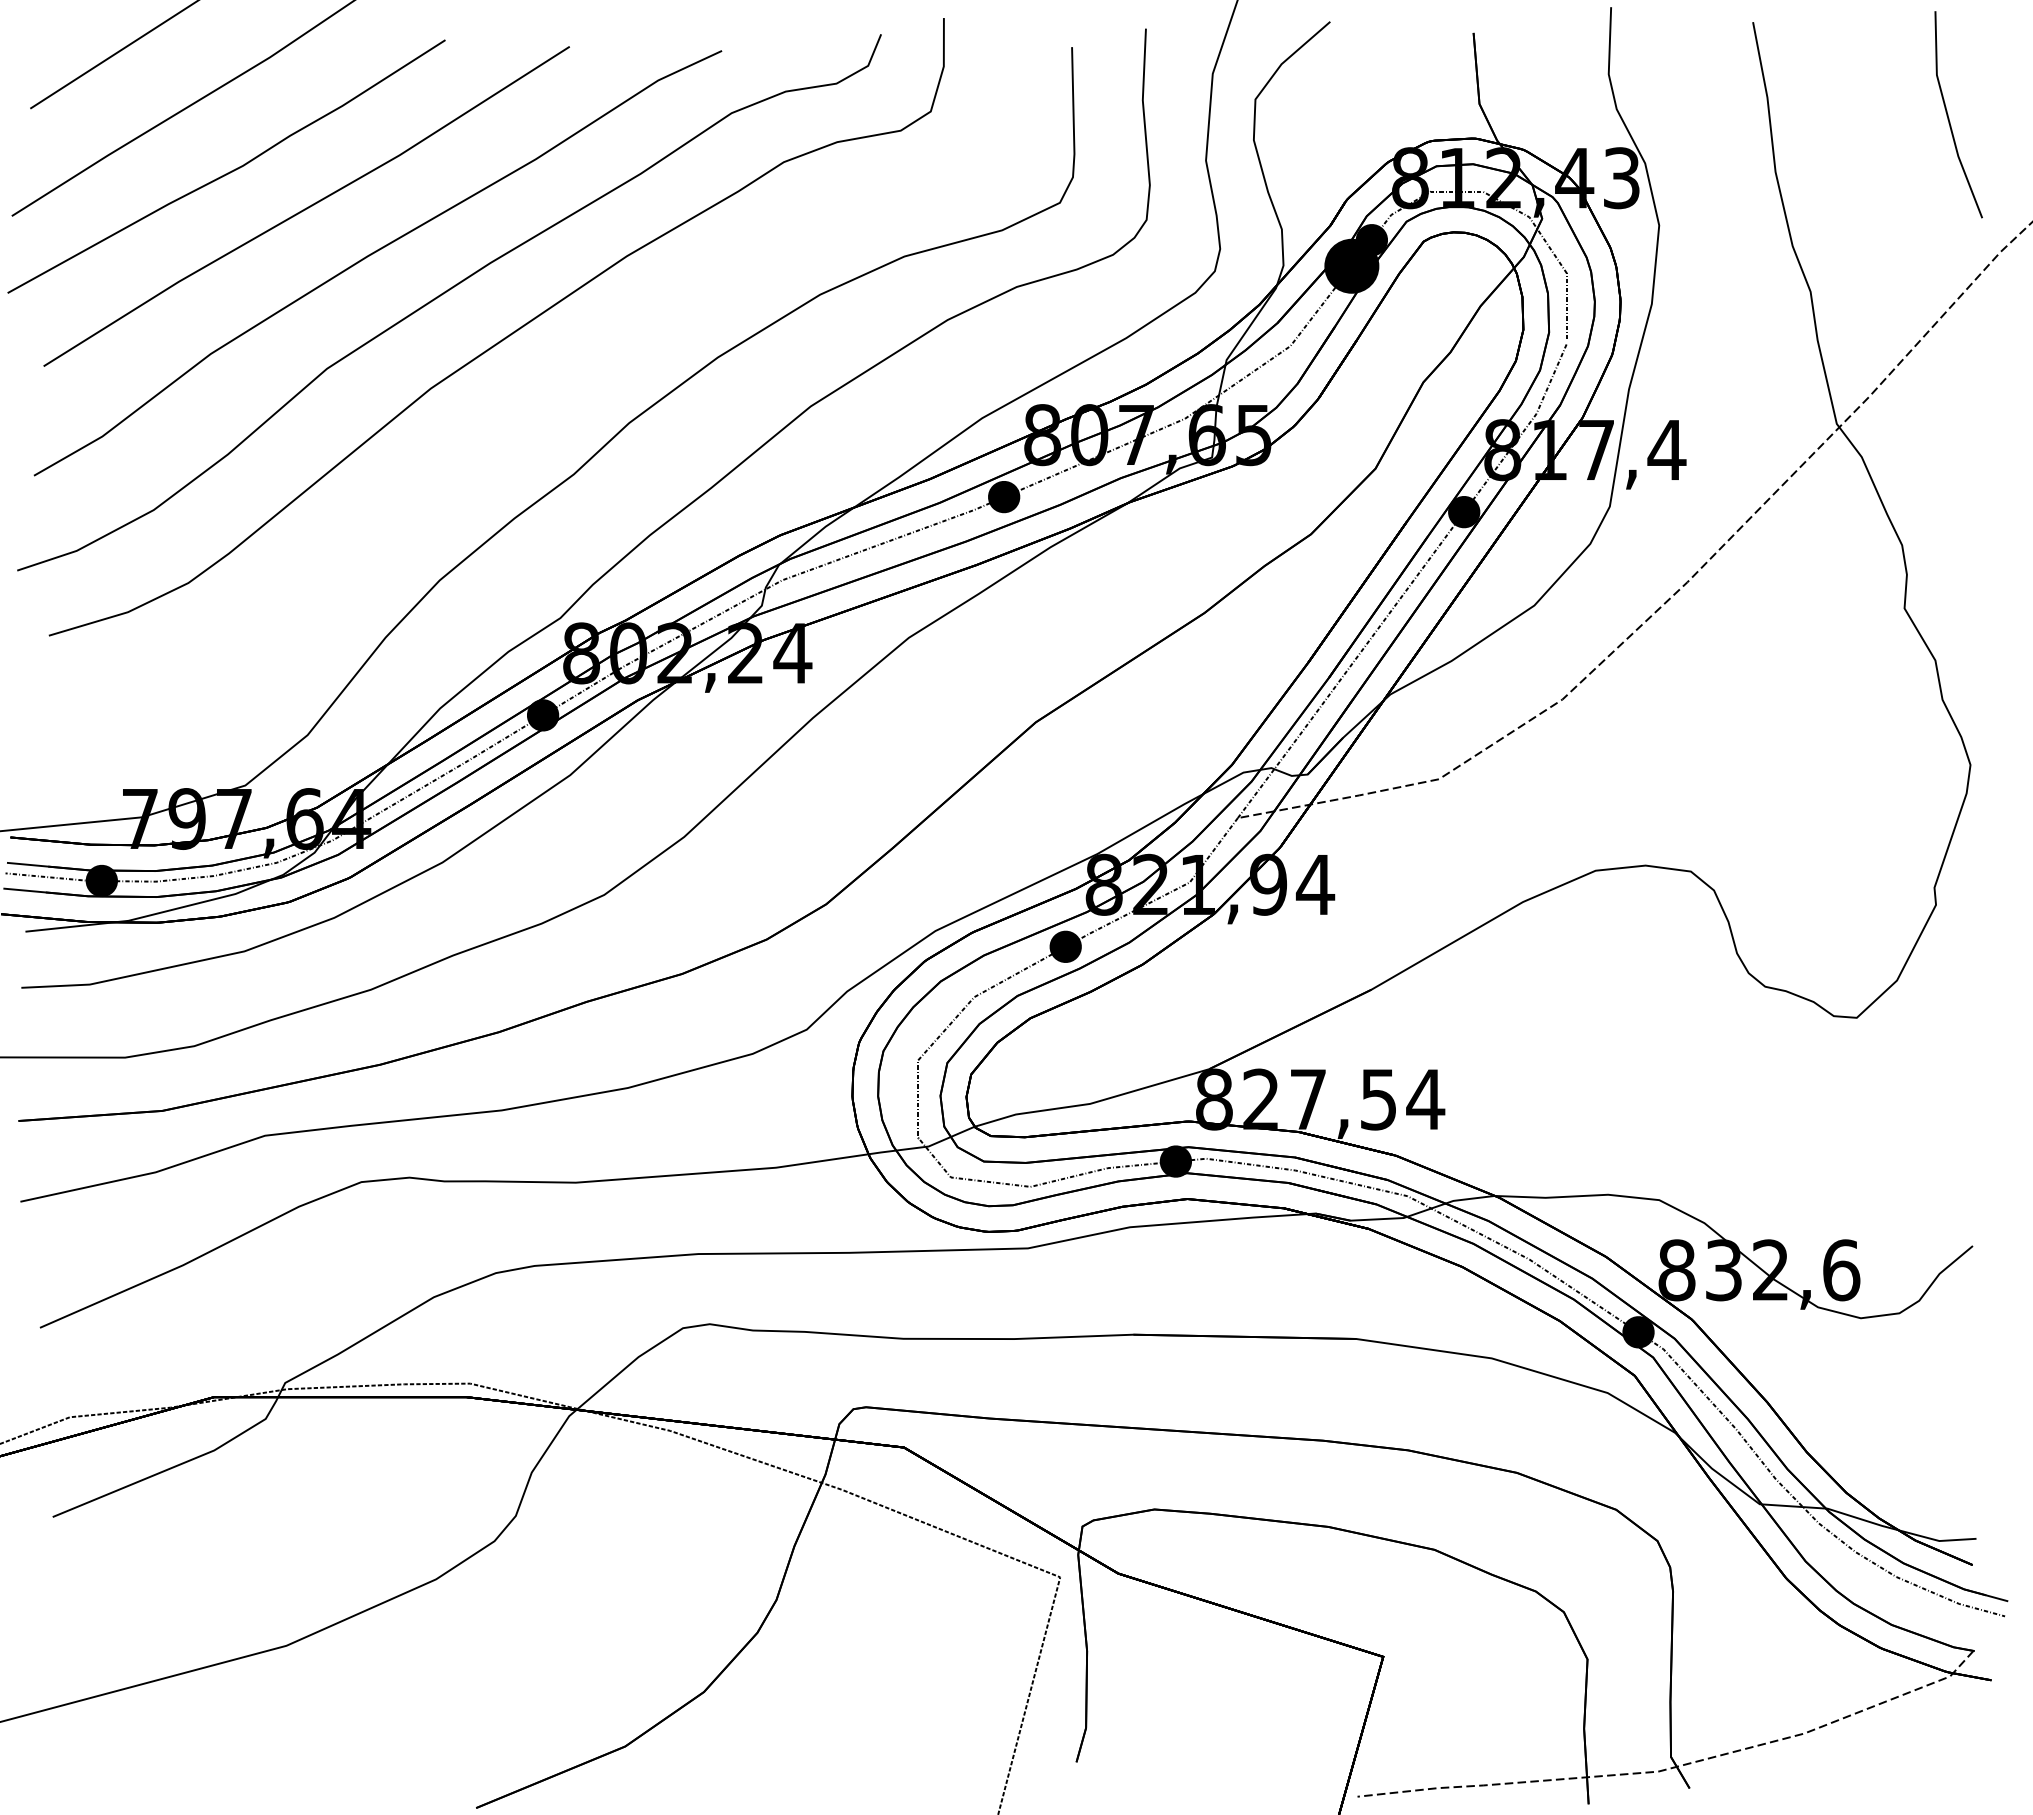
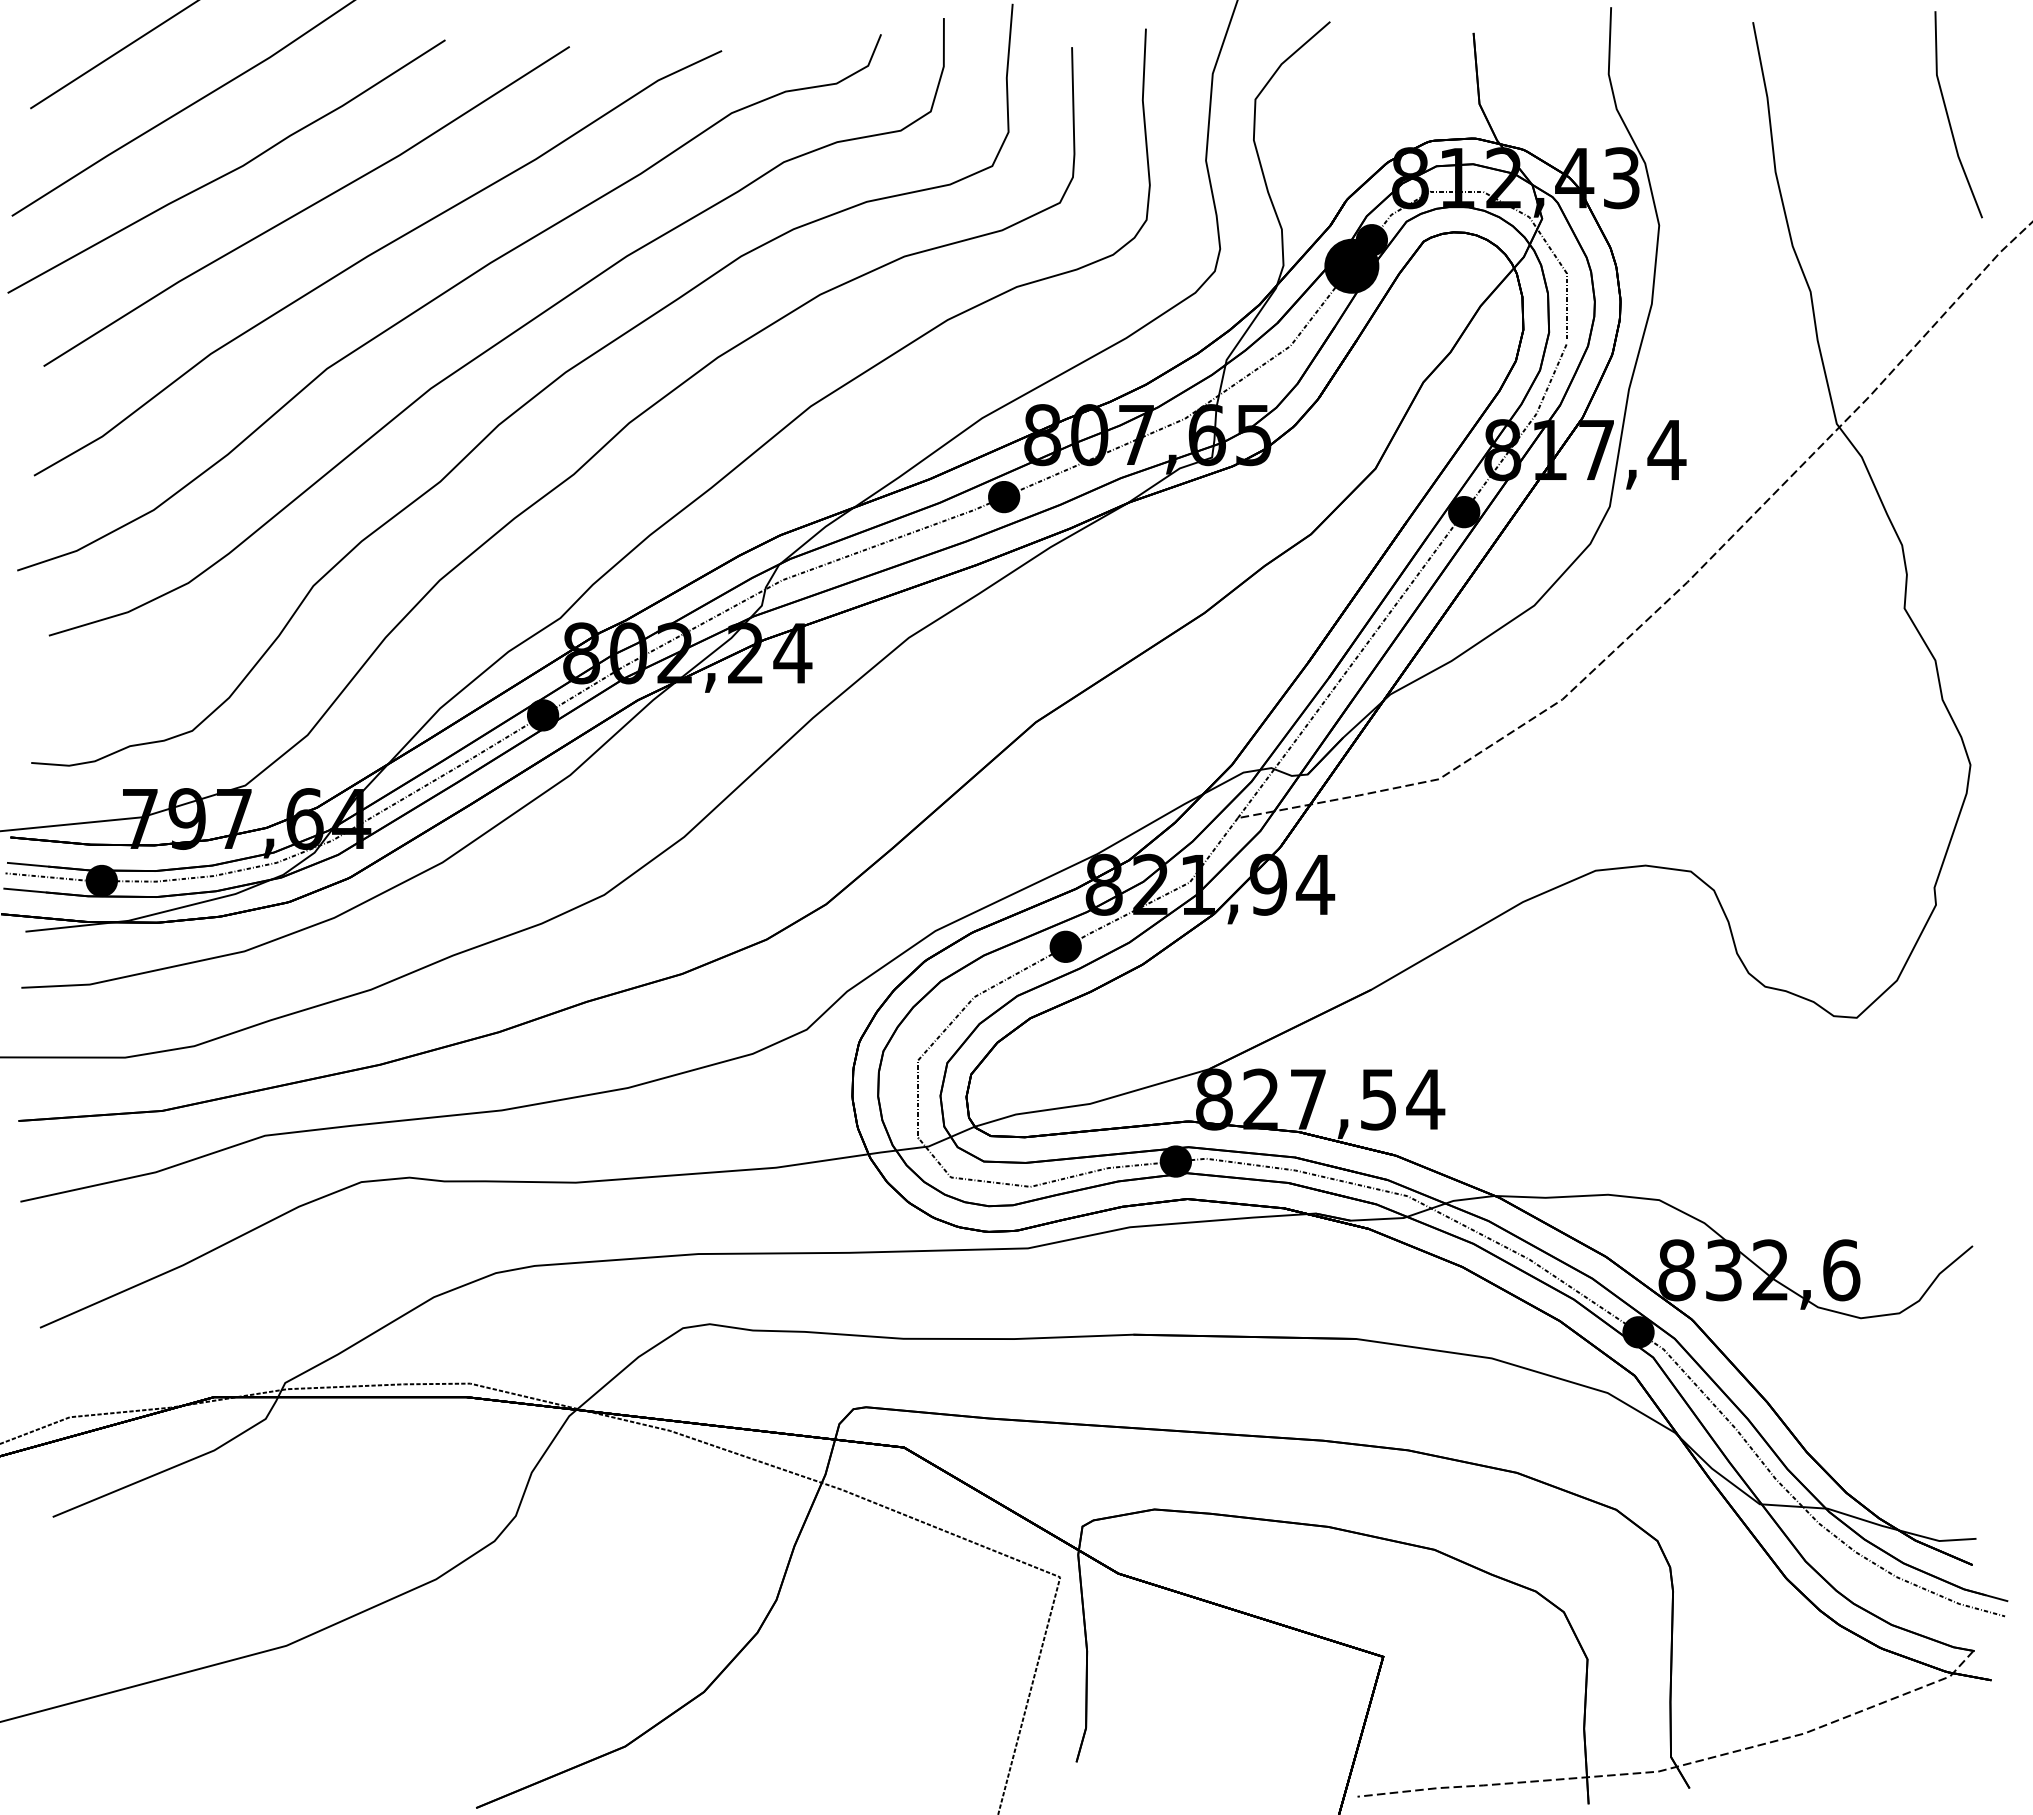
part: none -> present (530, 398)
